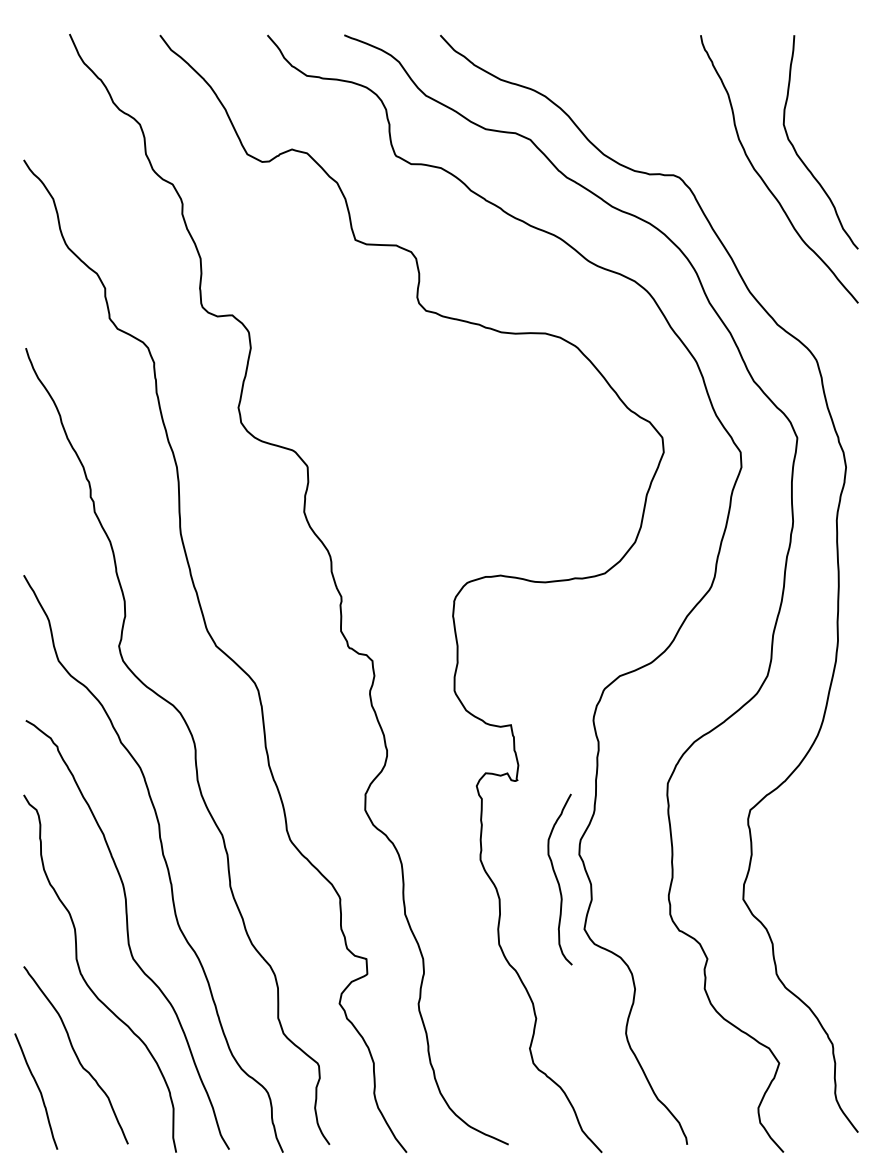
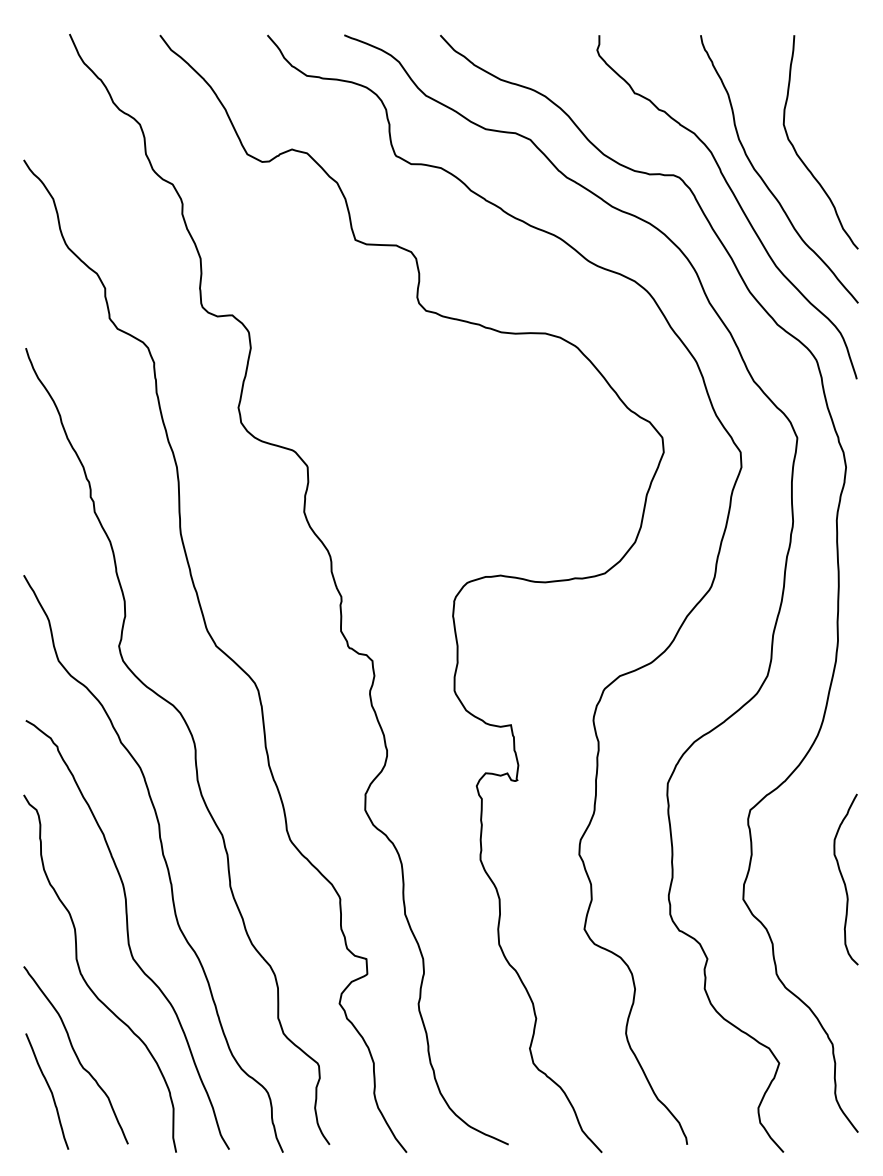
curve: none -> present (736, 201)
curve position: (558, 879) -> (844, 879) (844, 879)
curve position: (38, 1090) -> (49, 1090) (49, 1090)
